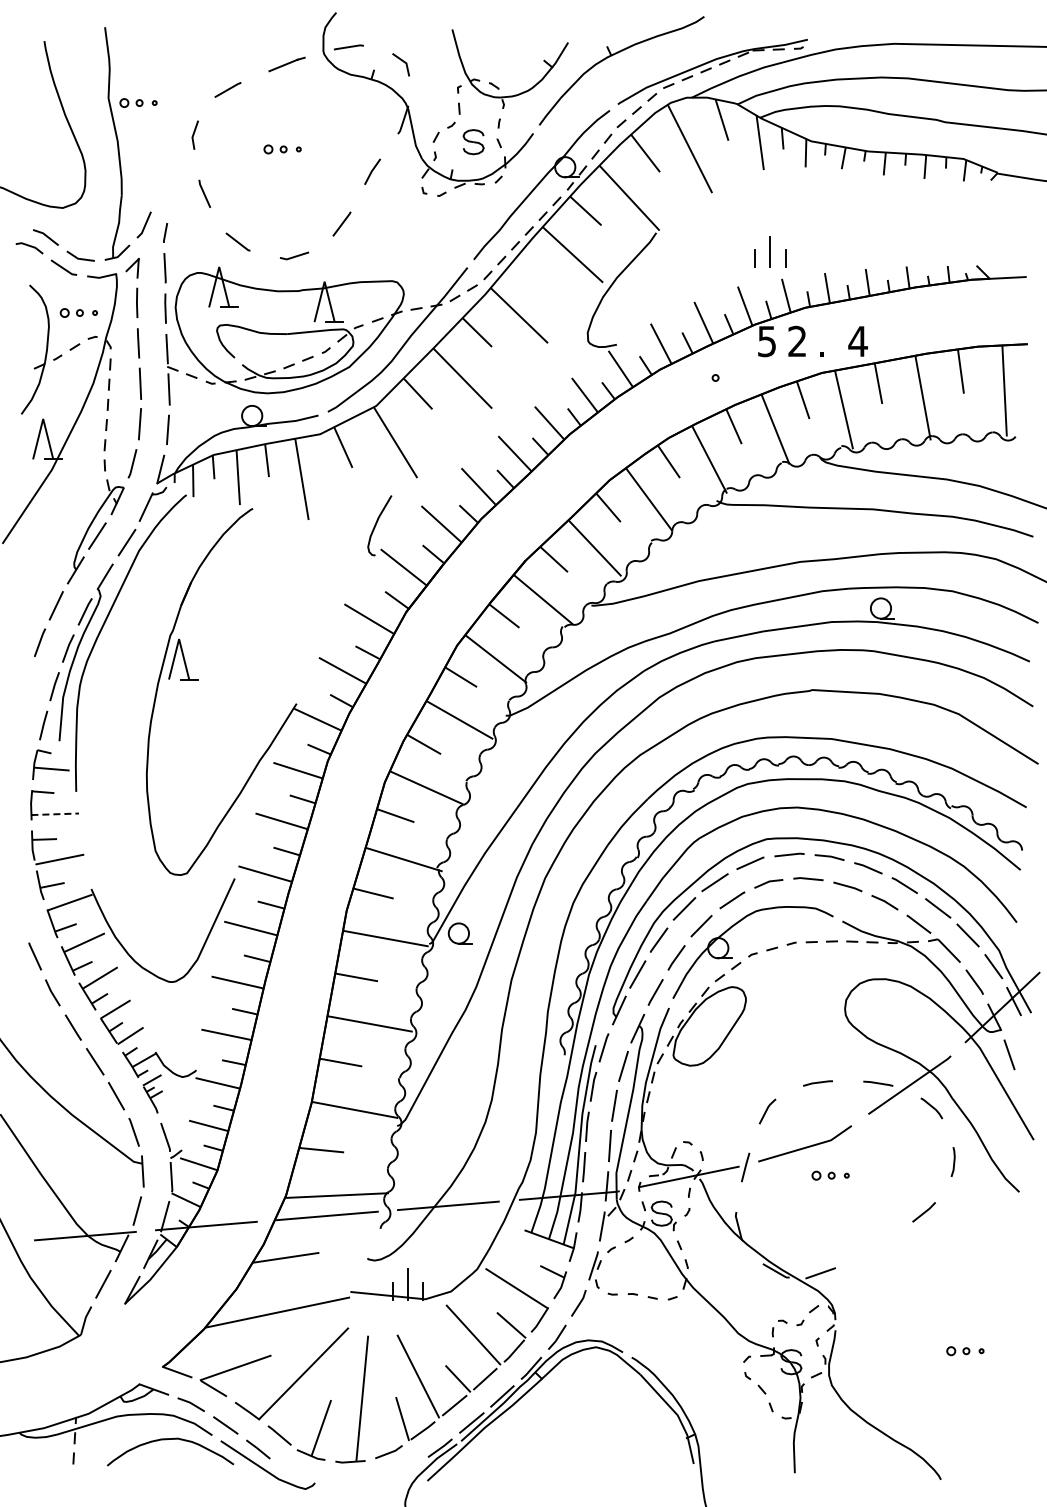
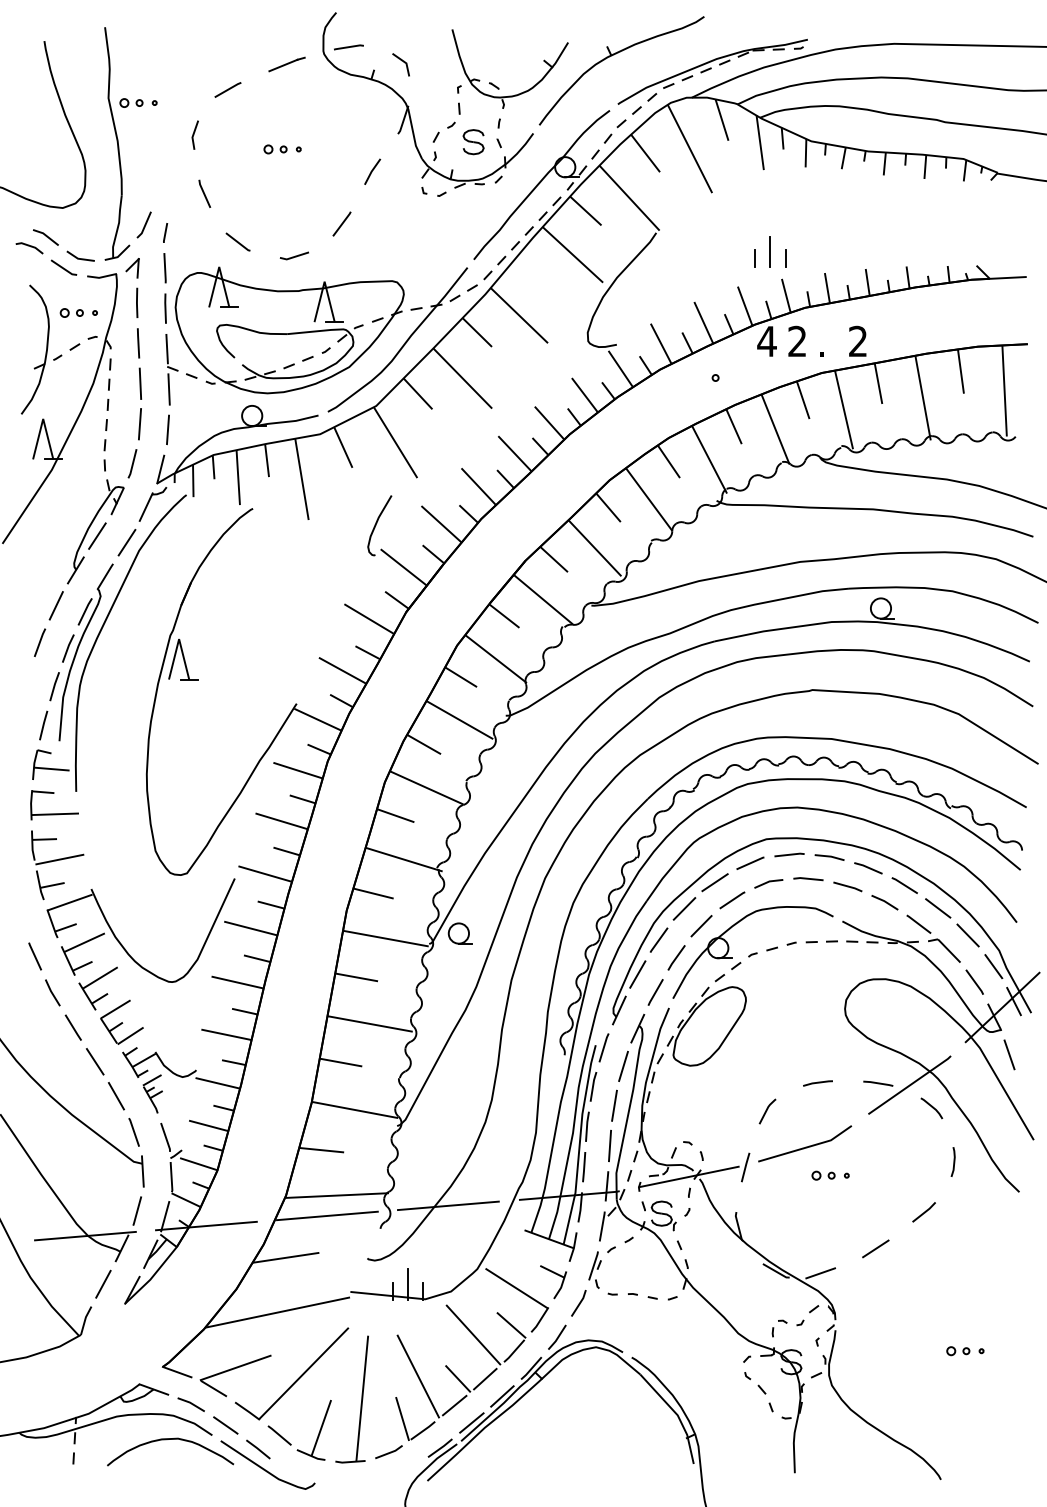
text: 4 -> 2 (857, 340)
text: 5 -> 4 (766, 341)
line: dashed -> solid (55, 814)
line: none -> present (875, 1248)
